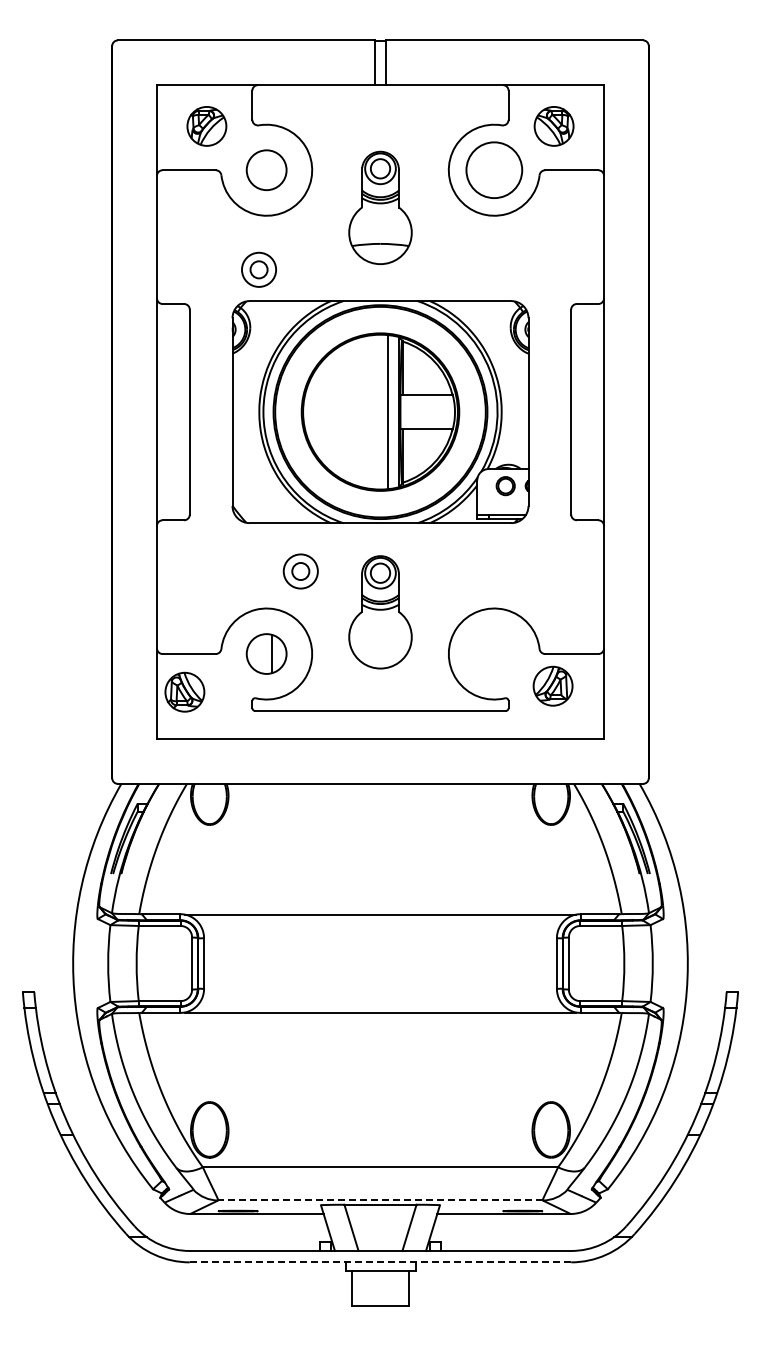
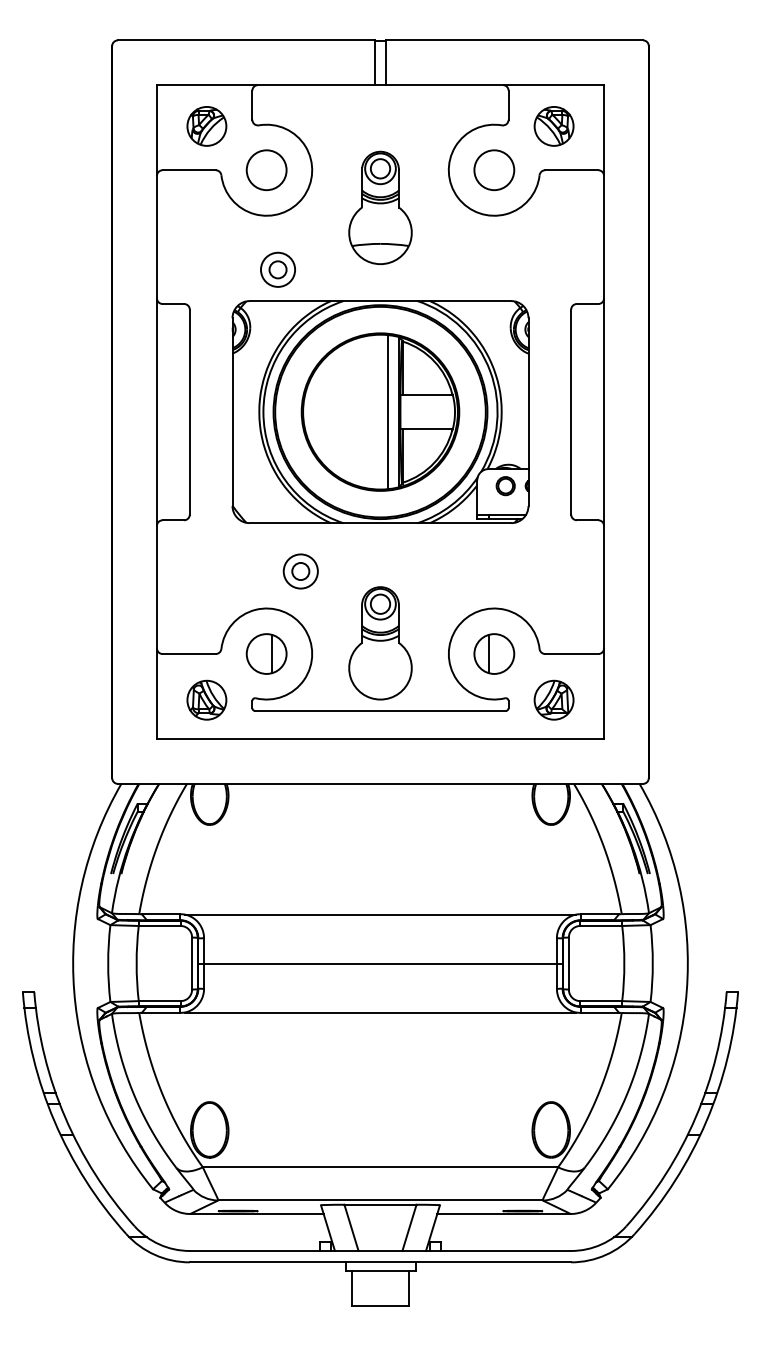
circle diameter: 56 px -> 40 px (494, 170)
part position: (258, 269) -> (277, 269) (277, 269)
part position: (380, 612) -> (380, 643) (380, 643)
part: none -> present (494, 653)
part position: (552, 685) -> (553, 699) (553, 699)
part position: (184, 691) -> (206, 699) (206, 699)
line: none -> present (380, 963)
line: dashed -> solid (380, 1200)
line: dashed -> solid (380, 1262)
